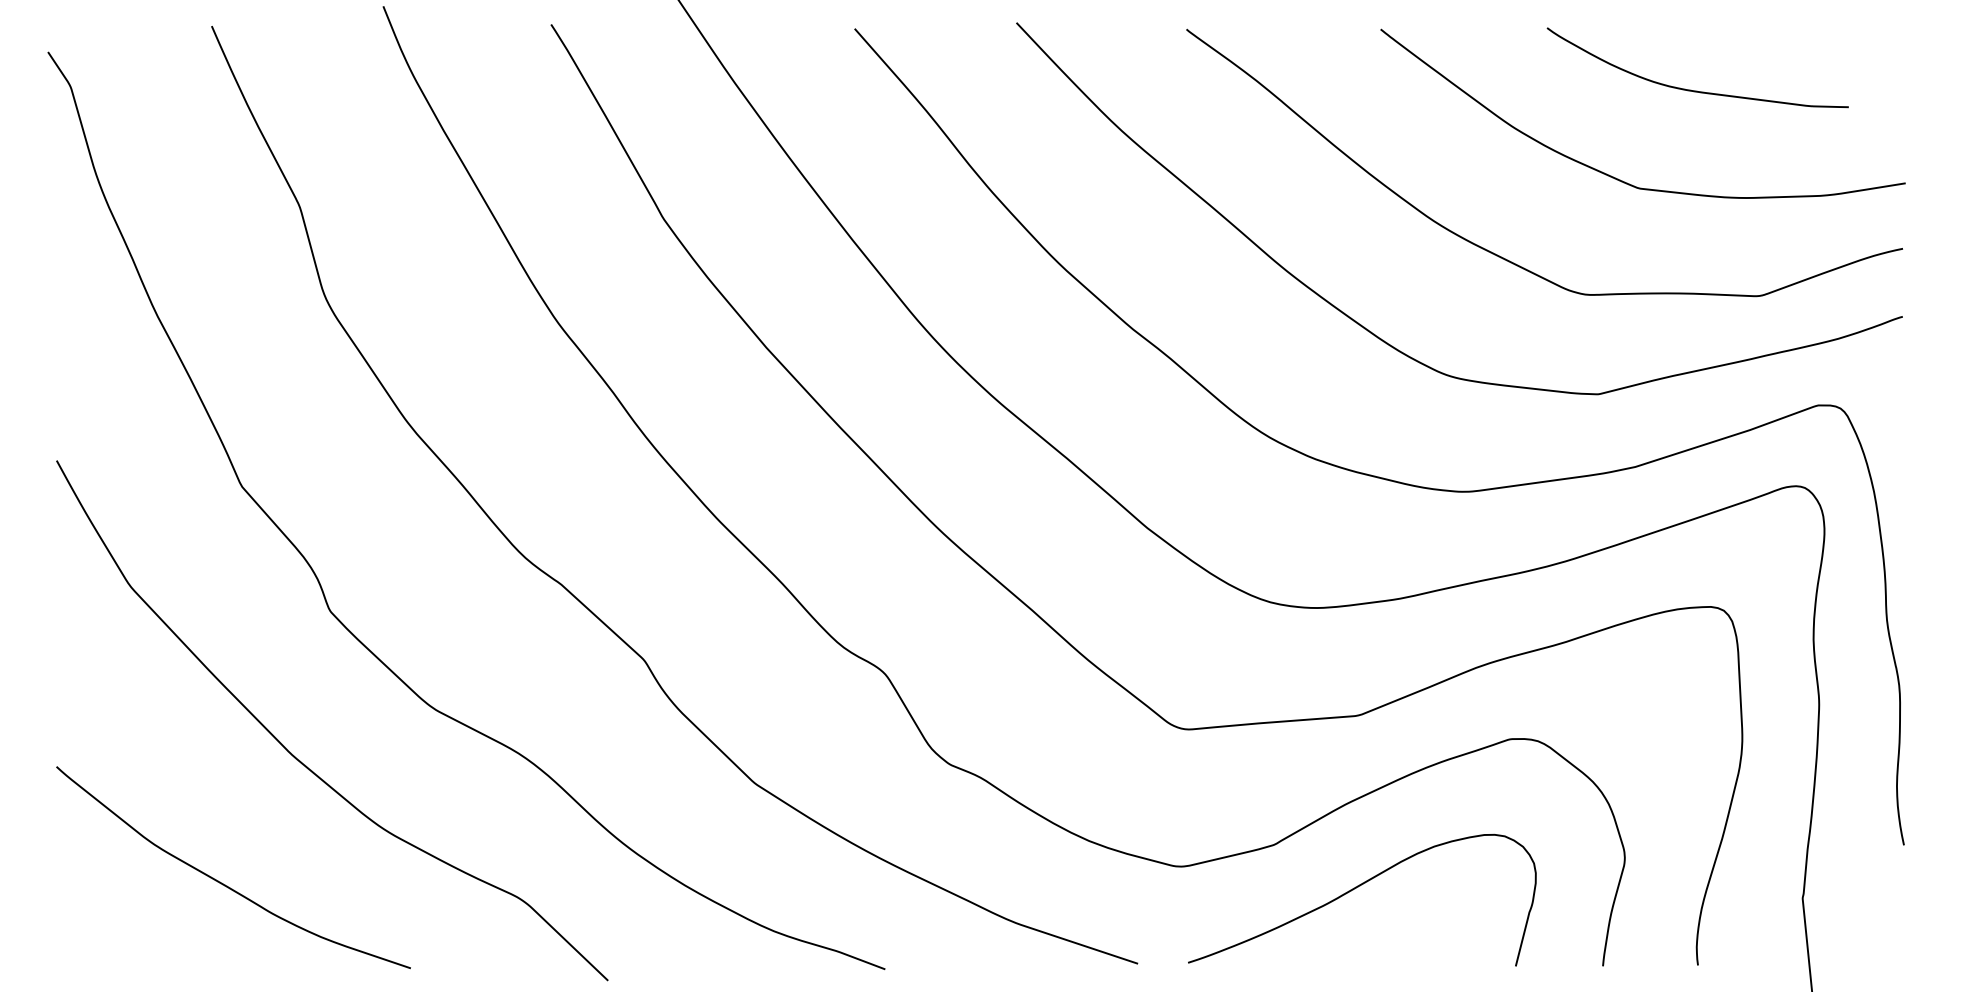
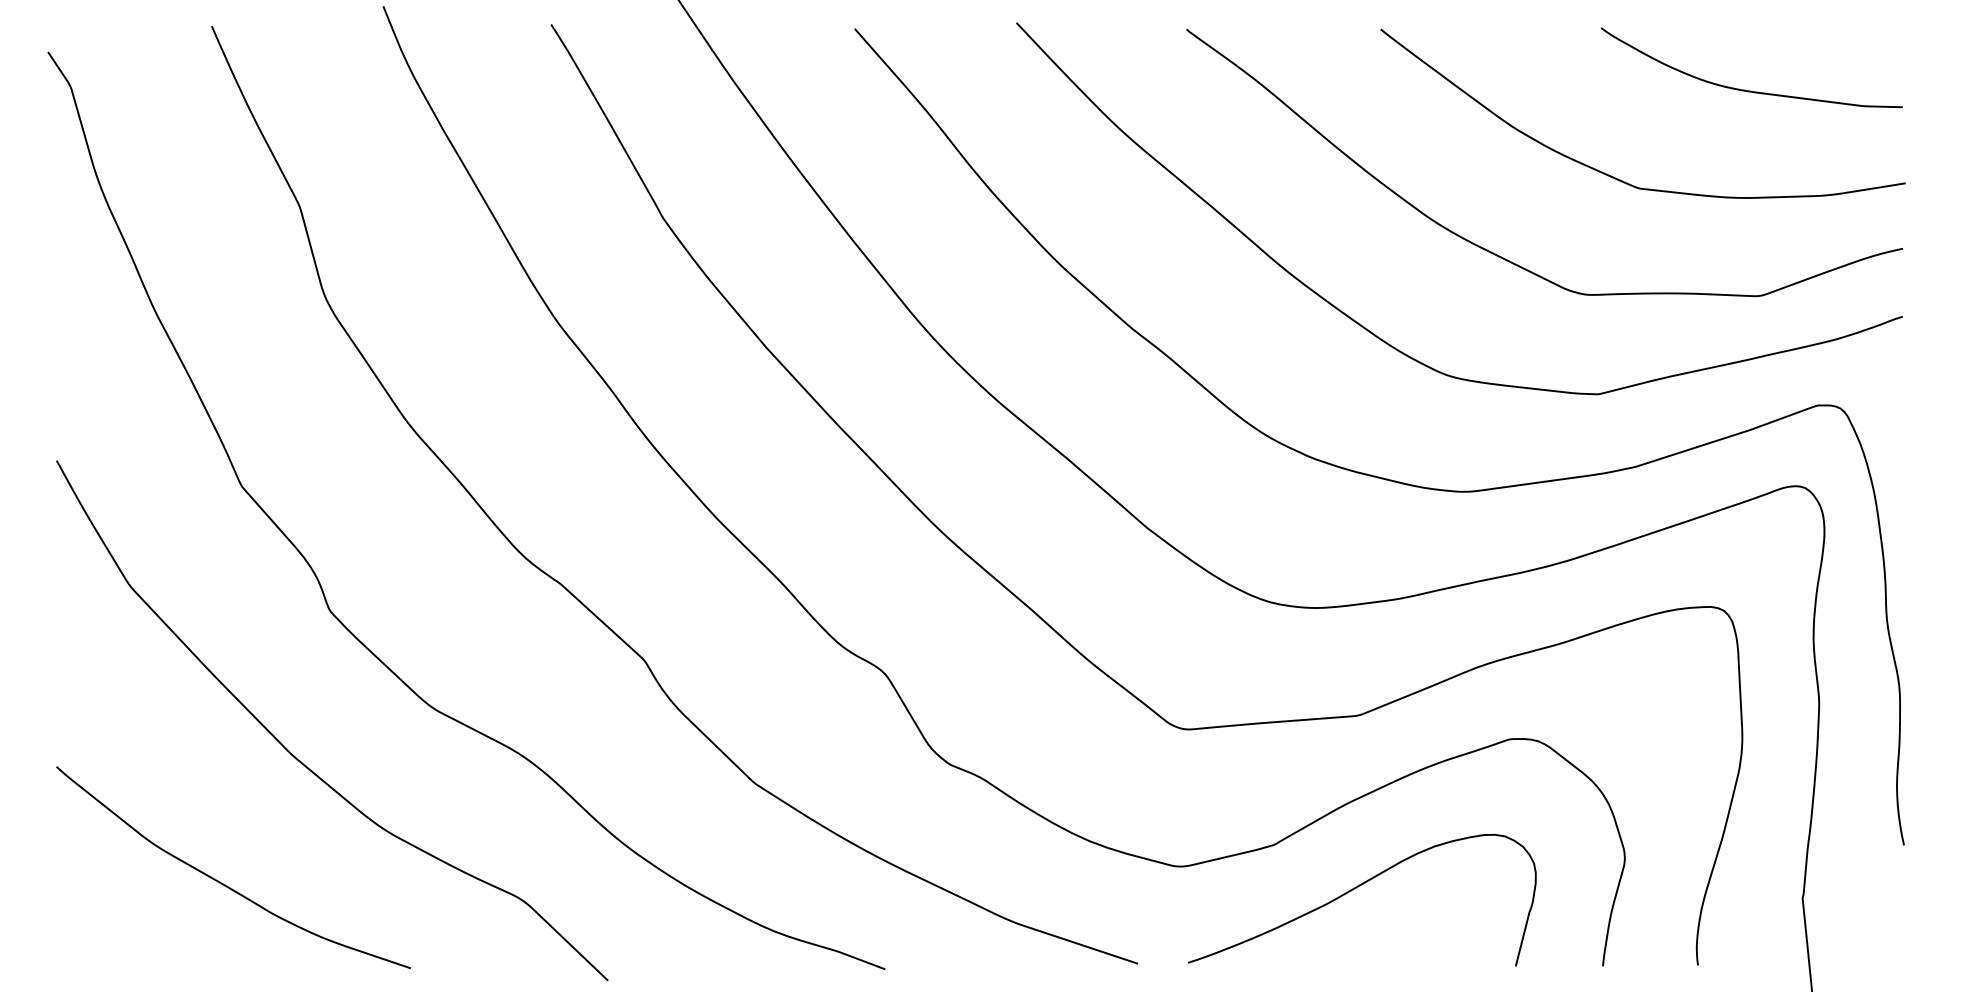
curve position: (1691, 89) -> (1745, 89) (1745, 89)
